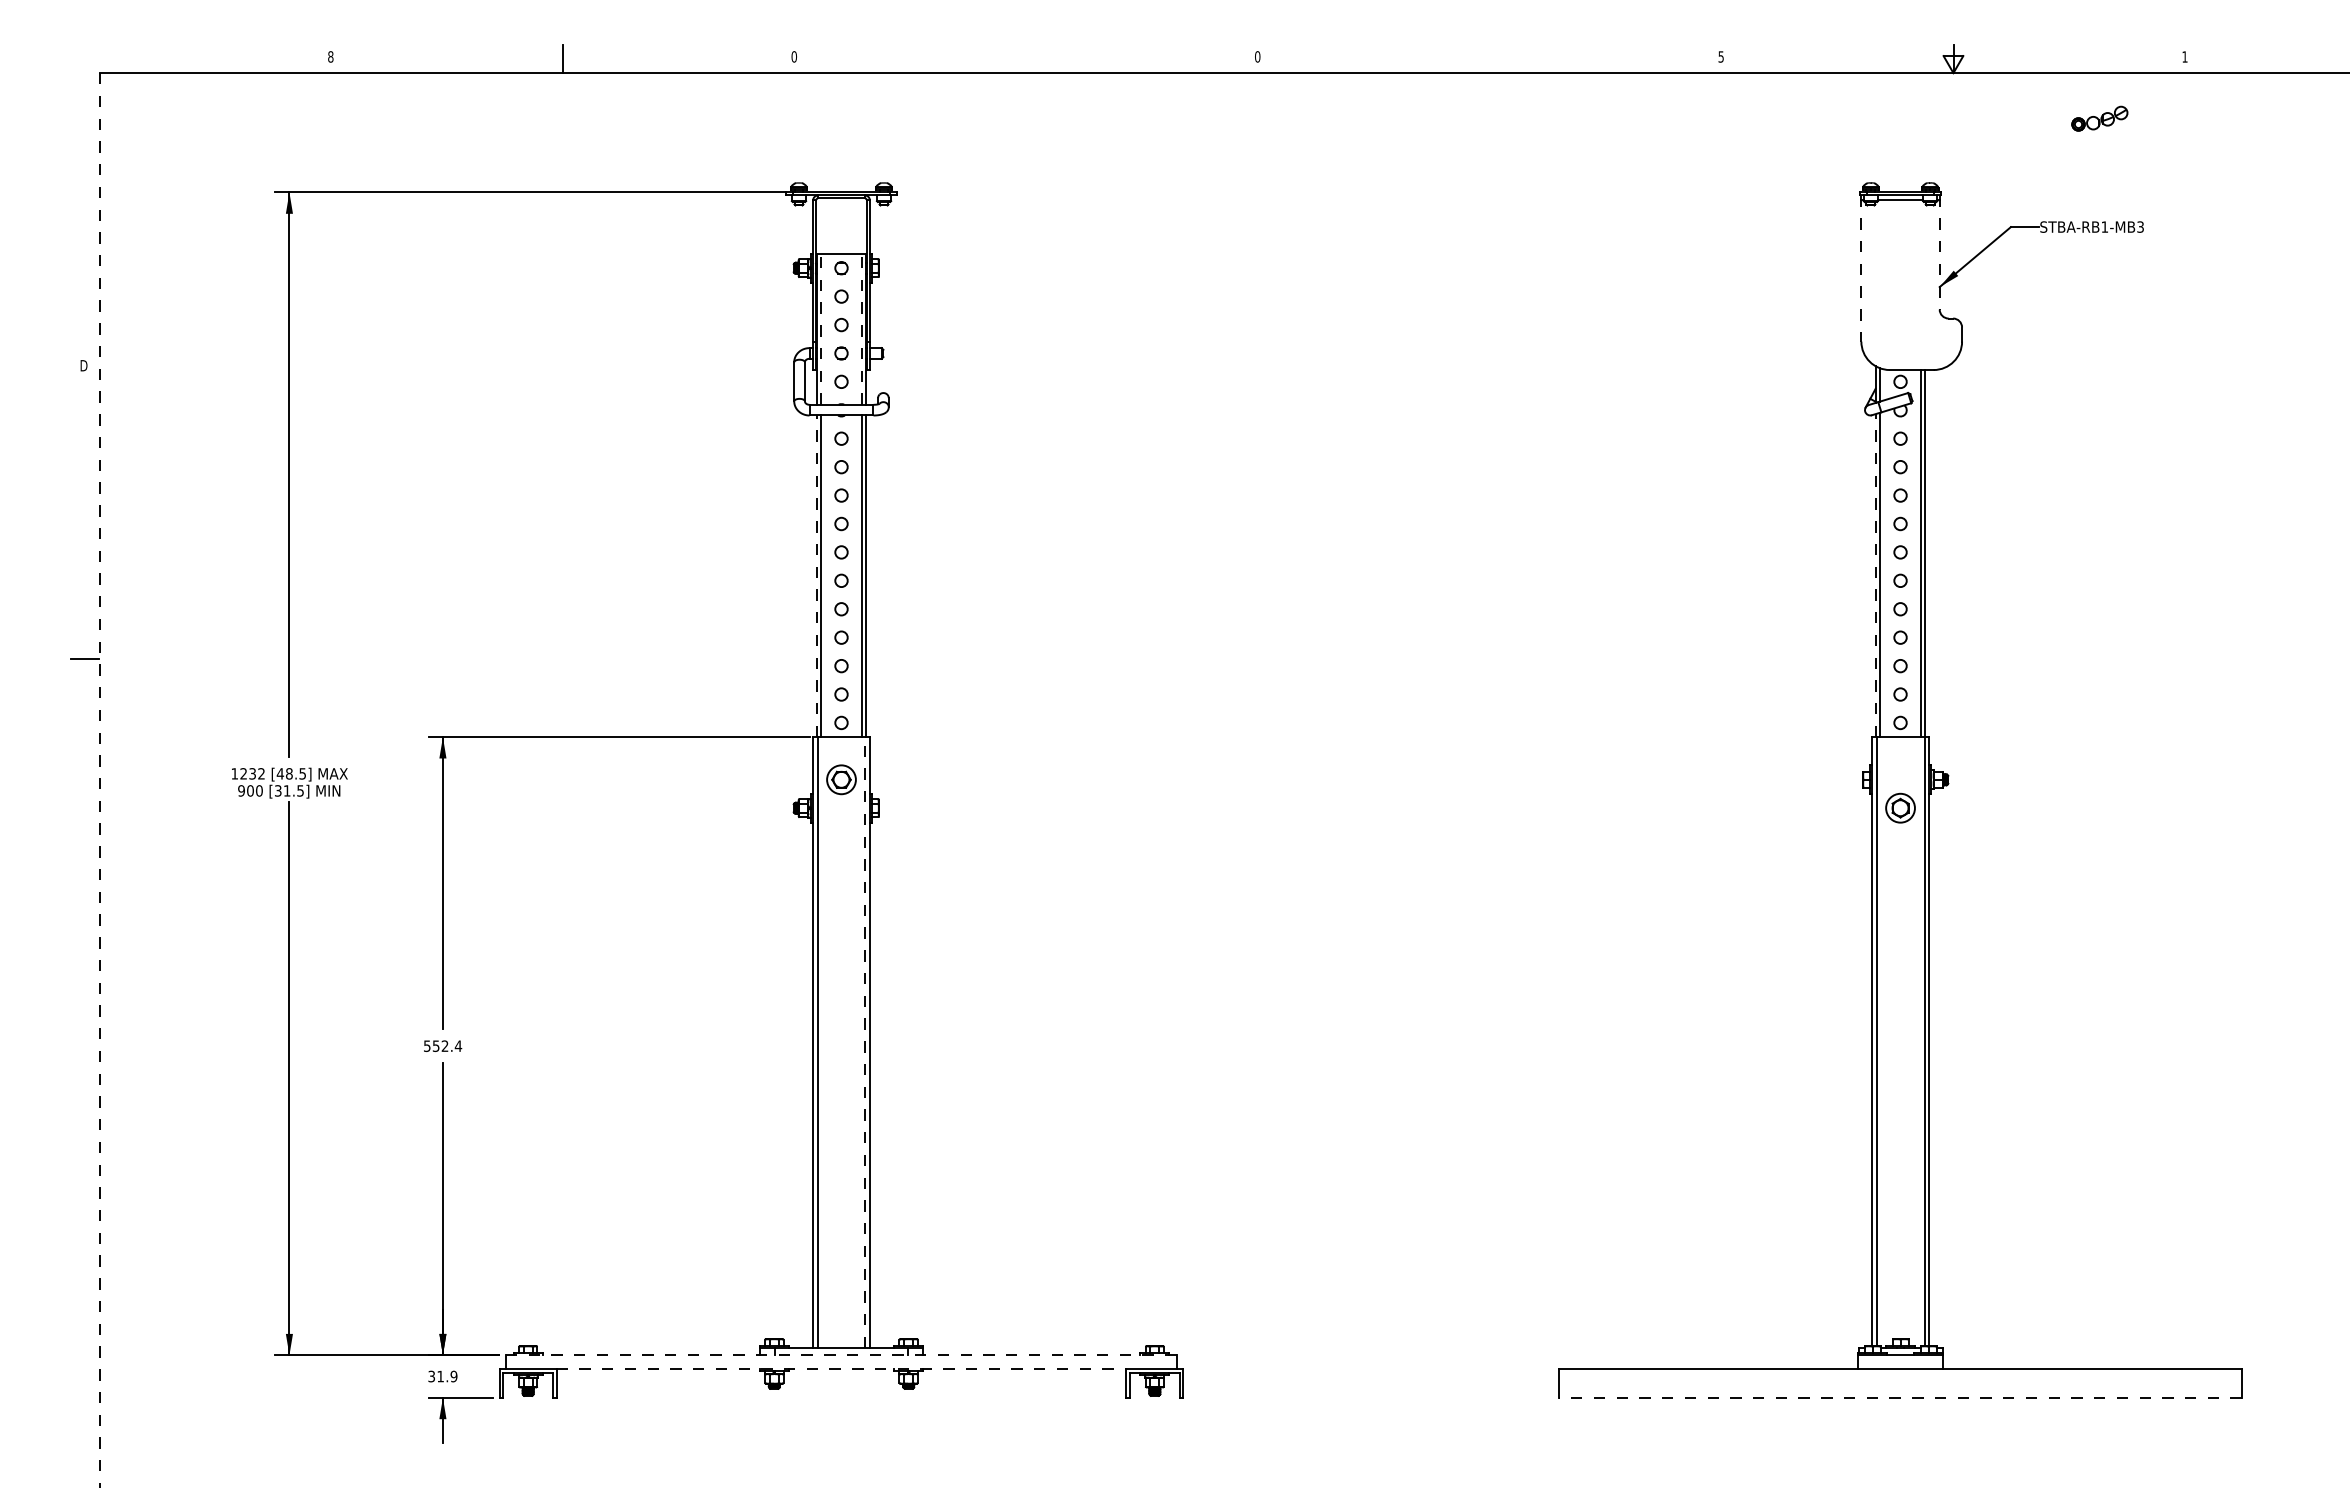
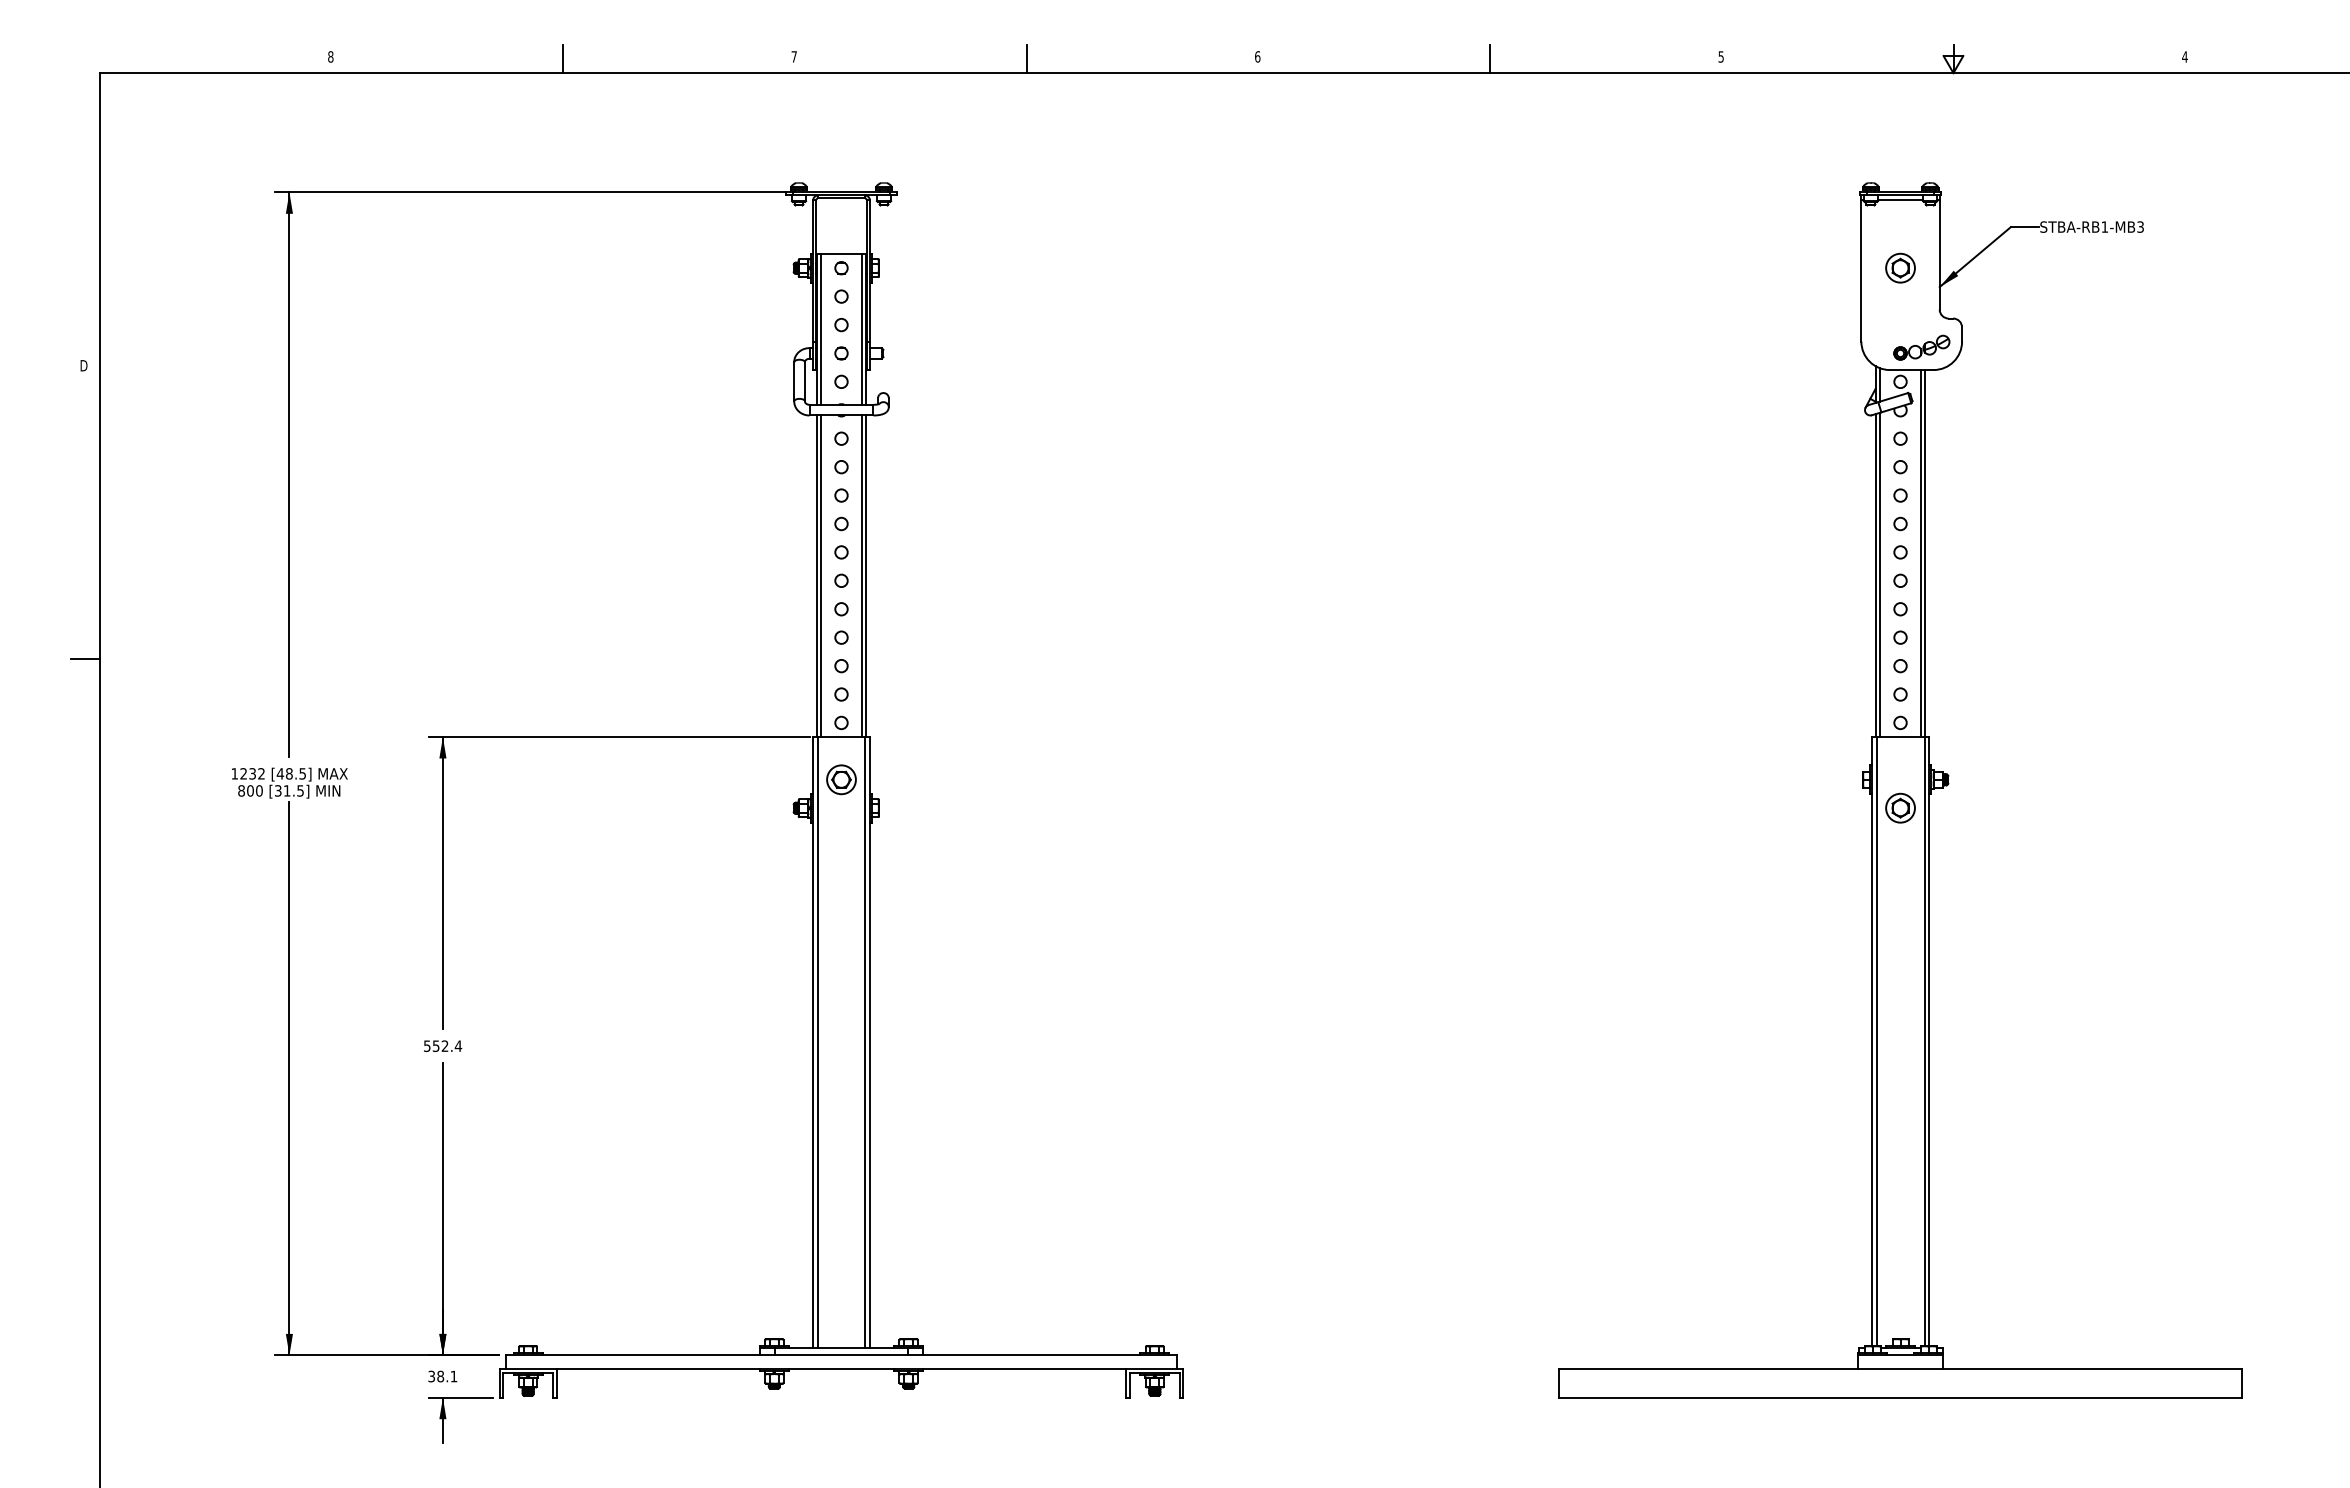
text: 0 -> 7 (793, 56)
text: 0 -> 6 (1257, 56)
text: 1 -> 4 (2184, 56)
line: none -> present (1026, 58)
line: none -> present (1490, 58)
part position: (2099, 118) -> (1921, 347) (1921, 347)
line: dashed -> solid (1939, 253)
part: none -> present (1900, 267)
line: dashed -> solid (1861, 269)
line: dashed -> solid (821, 328)
line: dashed -> solid (861, 328)
line: dashed -> solid (1875, 575)
line: dashed -> solid (816, 576)
line: dashed -> solid (99, 781)
text: 900 -> 800 (241, 790)
line: dashed -> solid (865, 1042)
line: dashed -> solid (841, 1355)
line: dashed -> solid (841, 1369)
text: 31.9 -> 38.1 (447, 1376)
line: dashed -> solid (1900, 1397)
